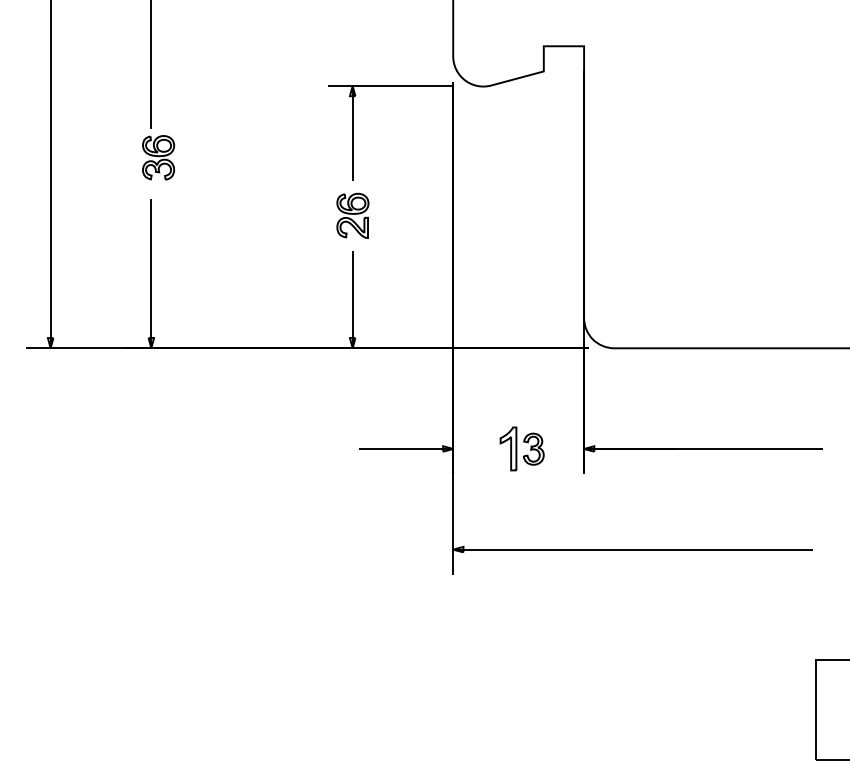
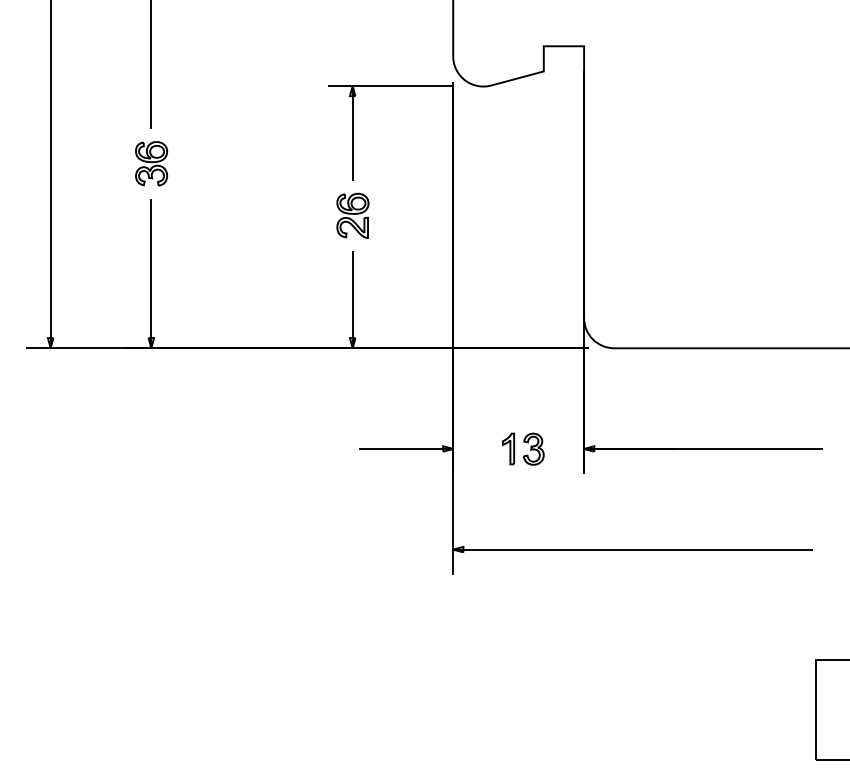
part position: (158, 157) -> (151, 163) (151, 163)
part size: 19x46 px -> 13x34 px (508, 448)
